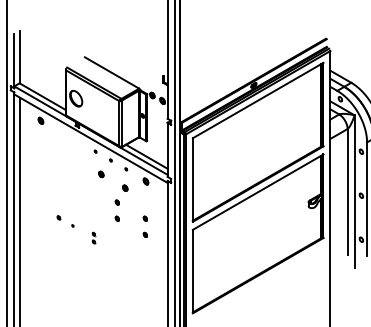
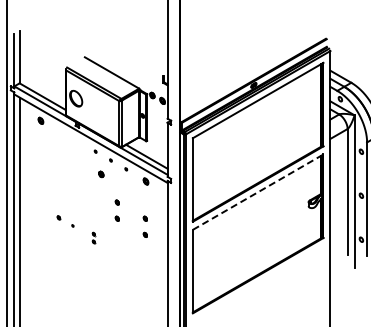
line: present -> none (174, 162)
part: present -> none (125, 187)
line: solid -> dashed (258, 191)
